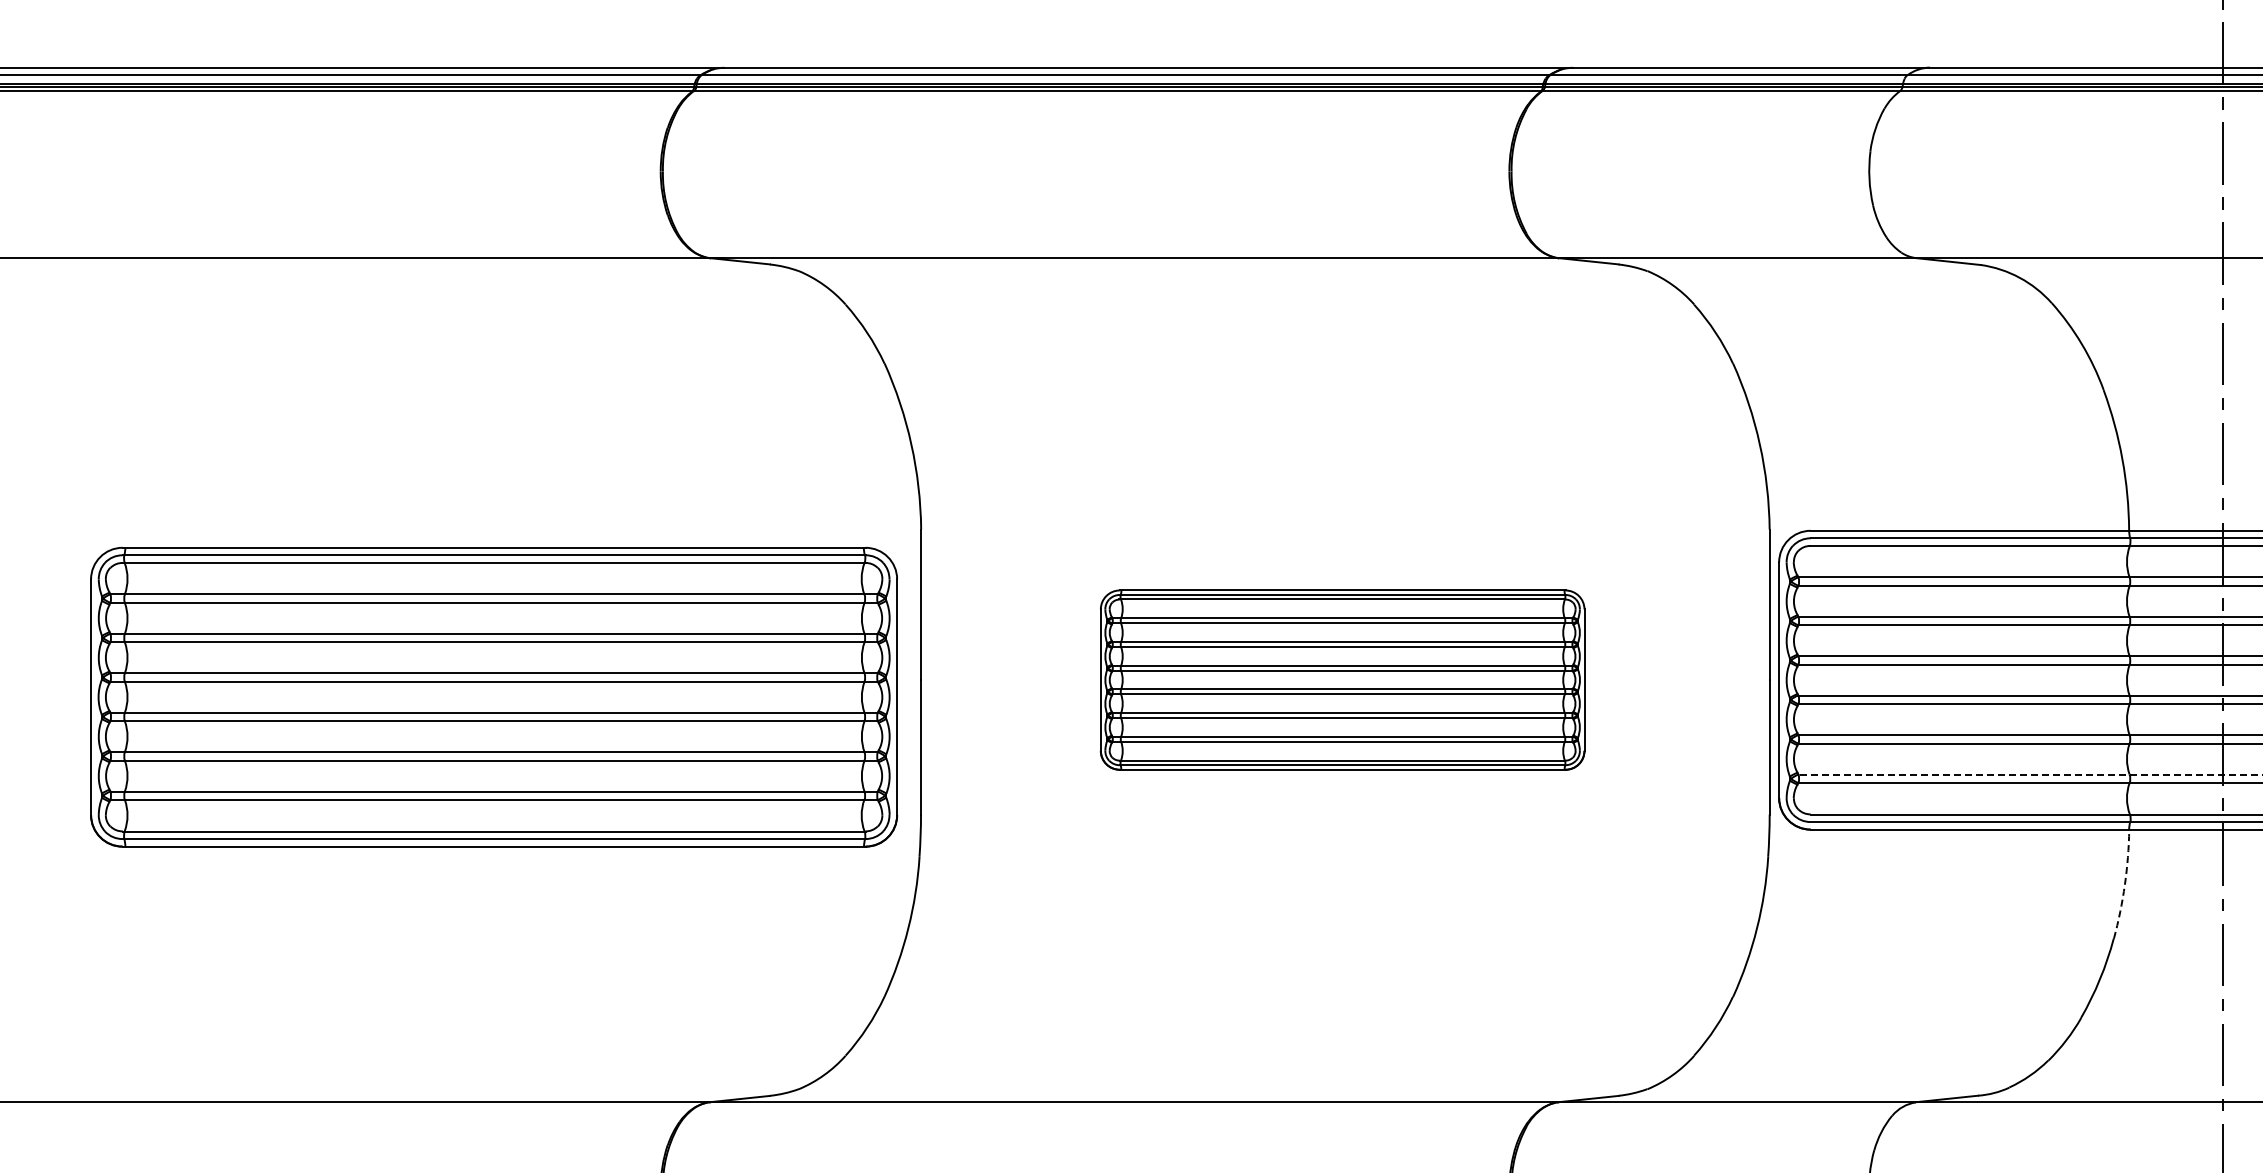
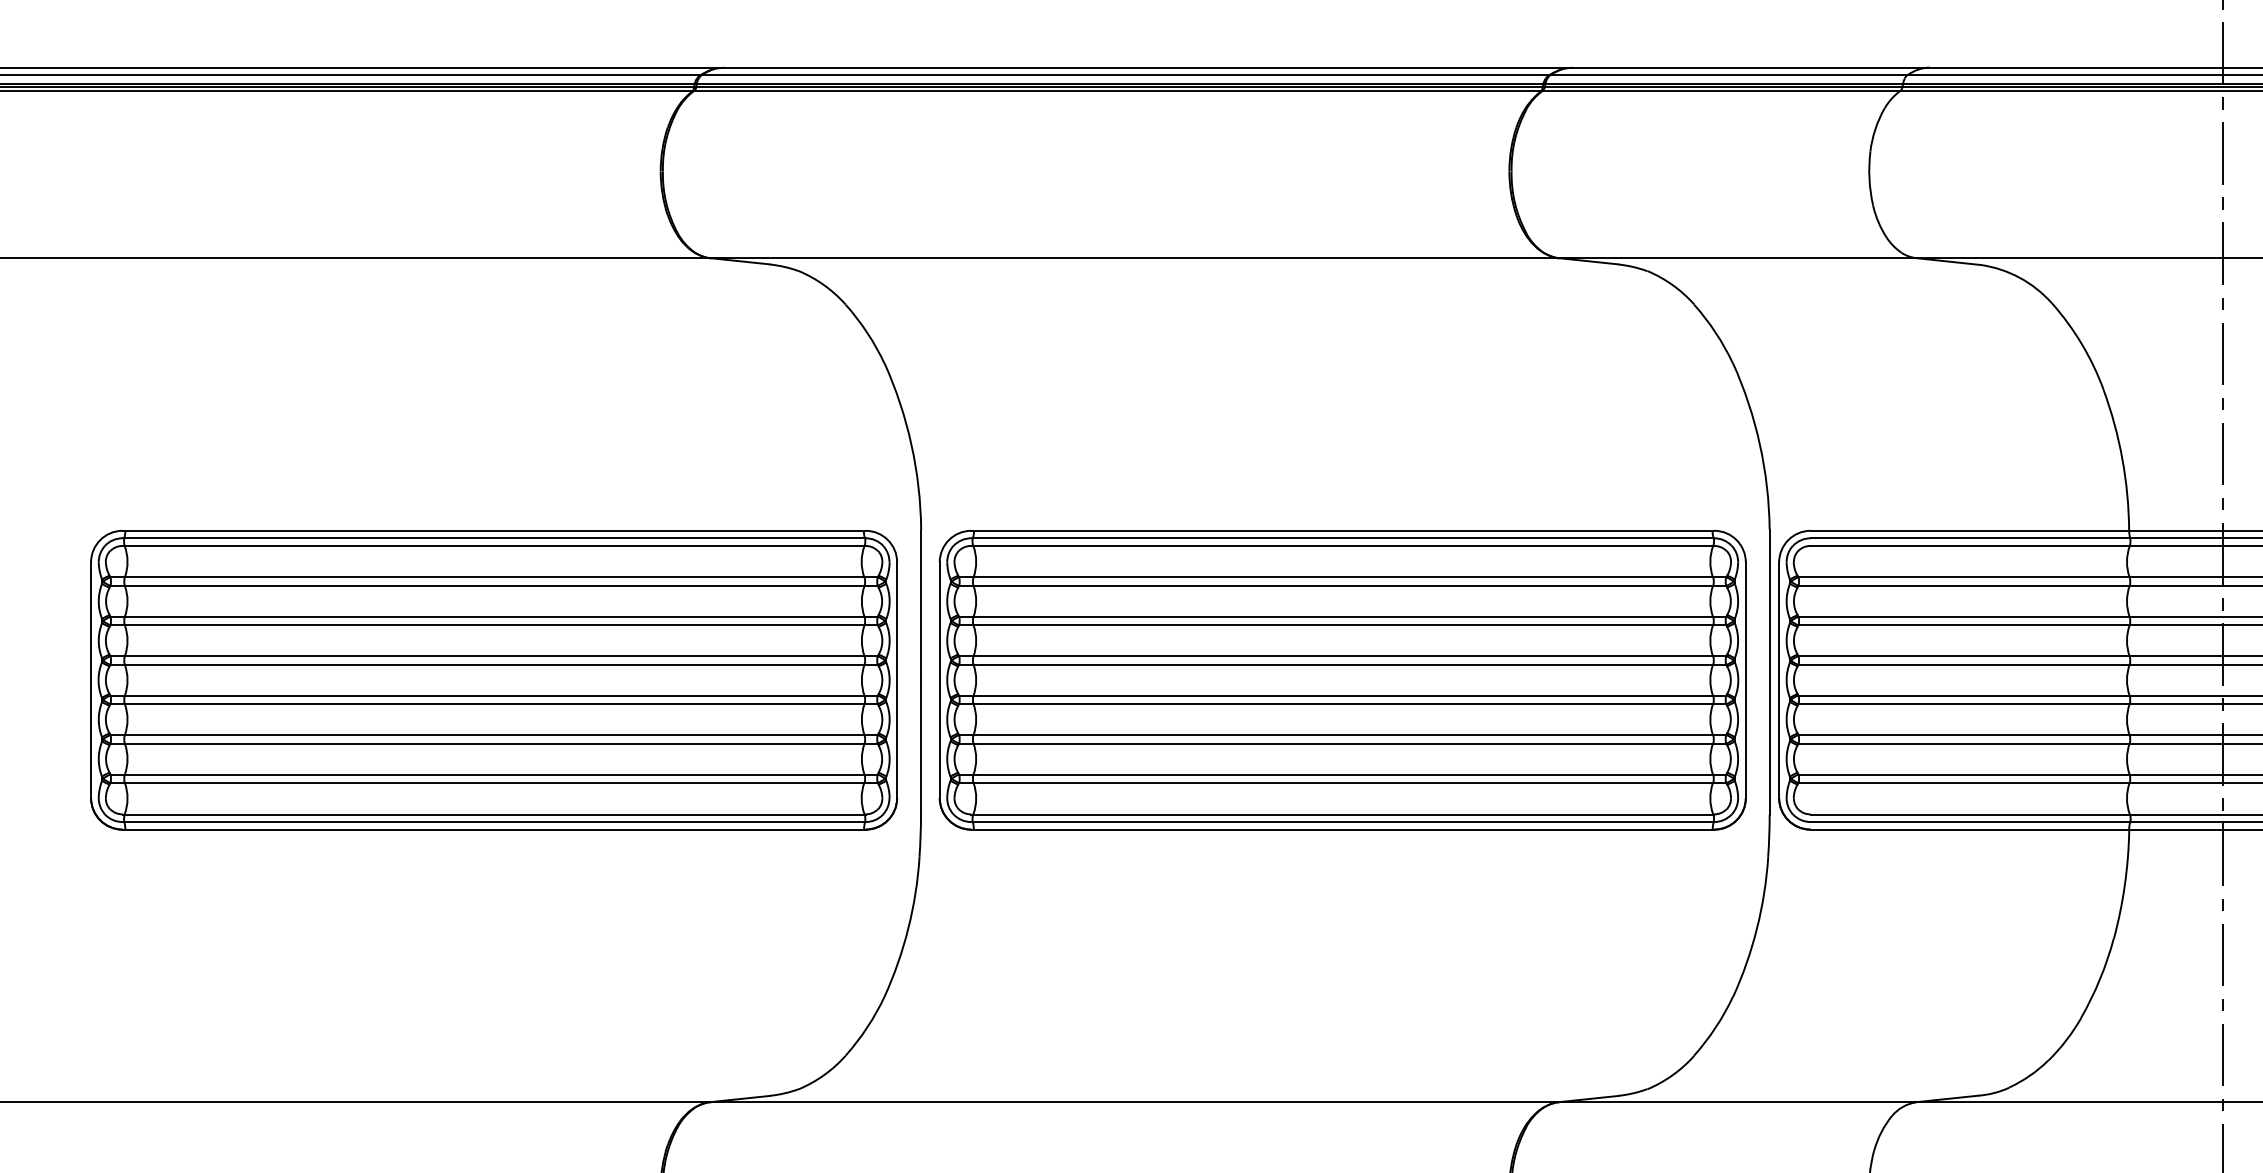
part size: 487x182 px -> 809x302 px (1342, 679)
part position: (494, 696) -> (494, 679) (494, 679)
line: dashed -> solid (2030, 774)
arc: dashed -> solid (2124, 884)
